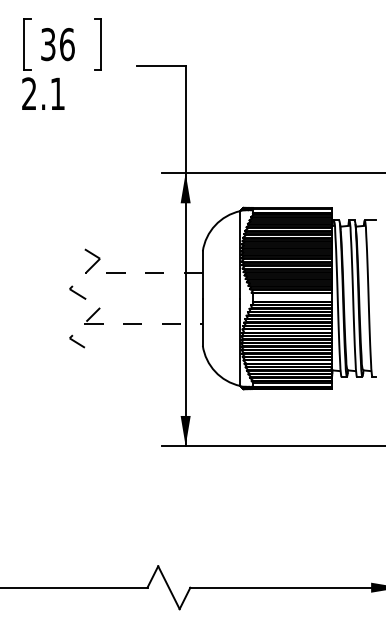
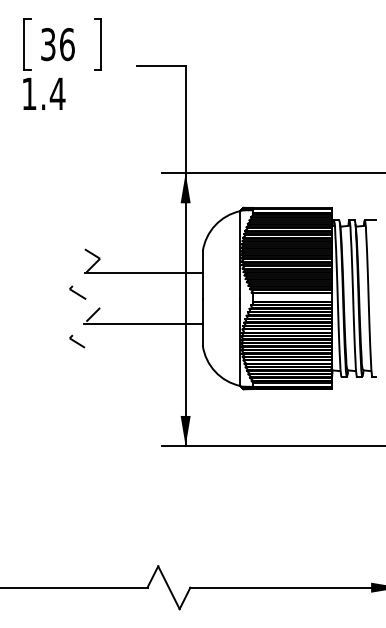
text: 2.1 -> 1.4 (43, 93)
line: dashed -> solid (144, 273)
line: dashed -> solid (144, 323)
